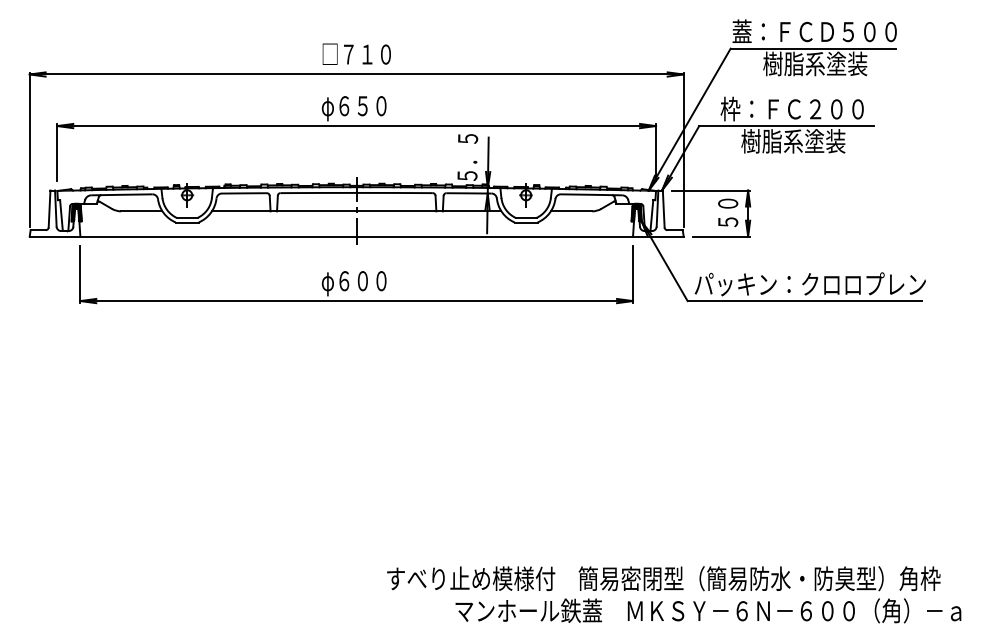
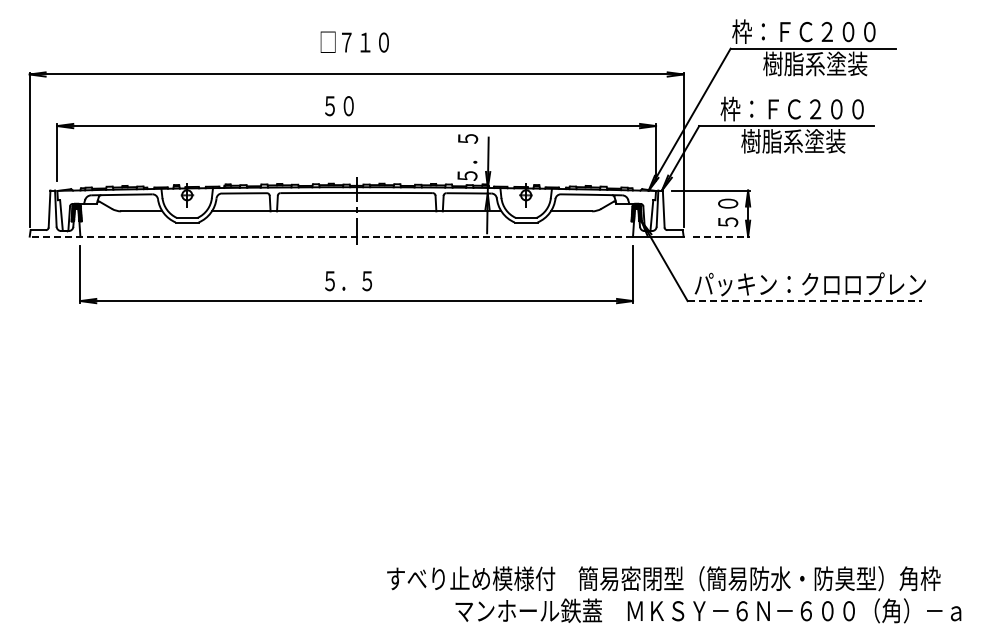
text: 蓋：ＦＣＤ５００ -> 枠：ＦＣ２００ (814, 31)
text position: (356, 53) -> (354, 41) (354, 41)
text: φ６５０ -> ５０ (353, 108)
line: solid -> dashed (331, 236)
line: solid -> dashed (722, 236)
text: φ６００ -> ５．５ (353, 283)
line: solid -> dashed (805, 301)
